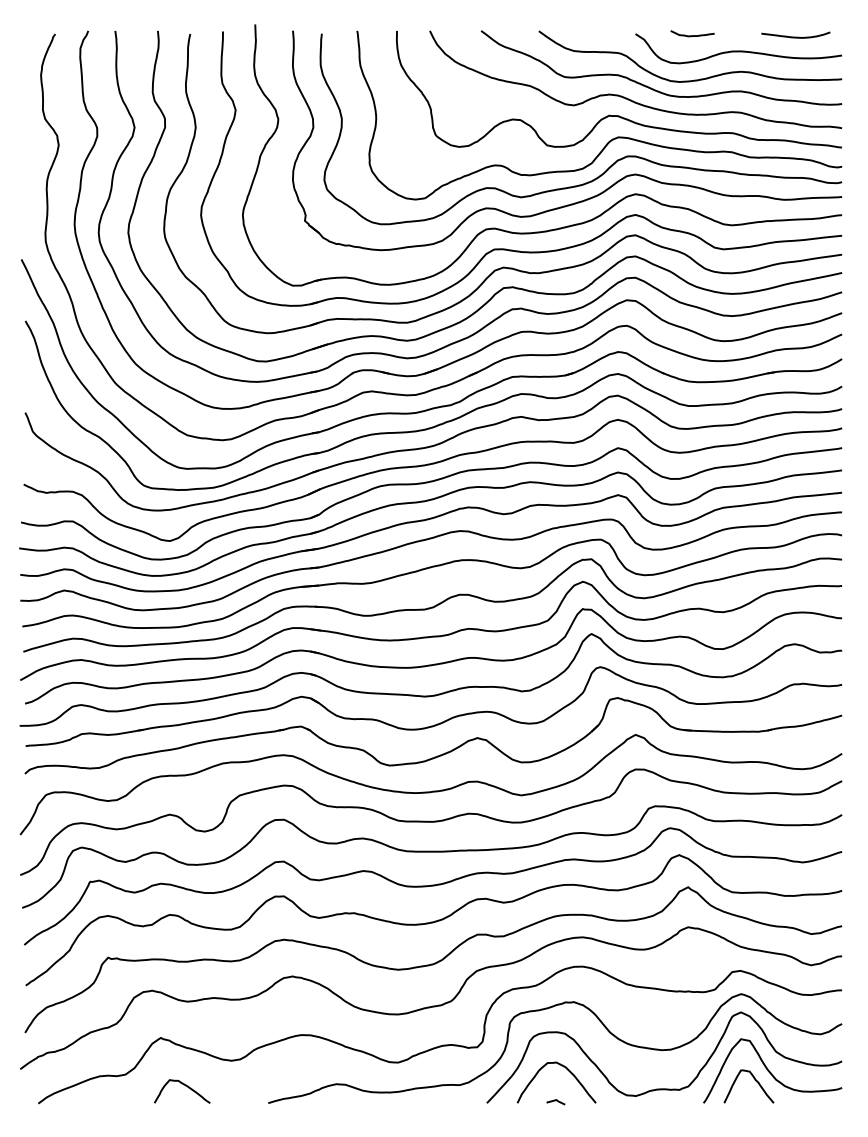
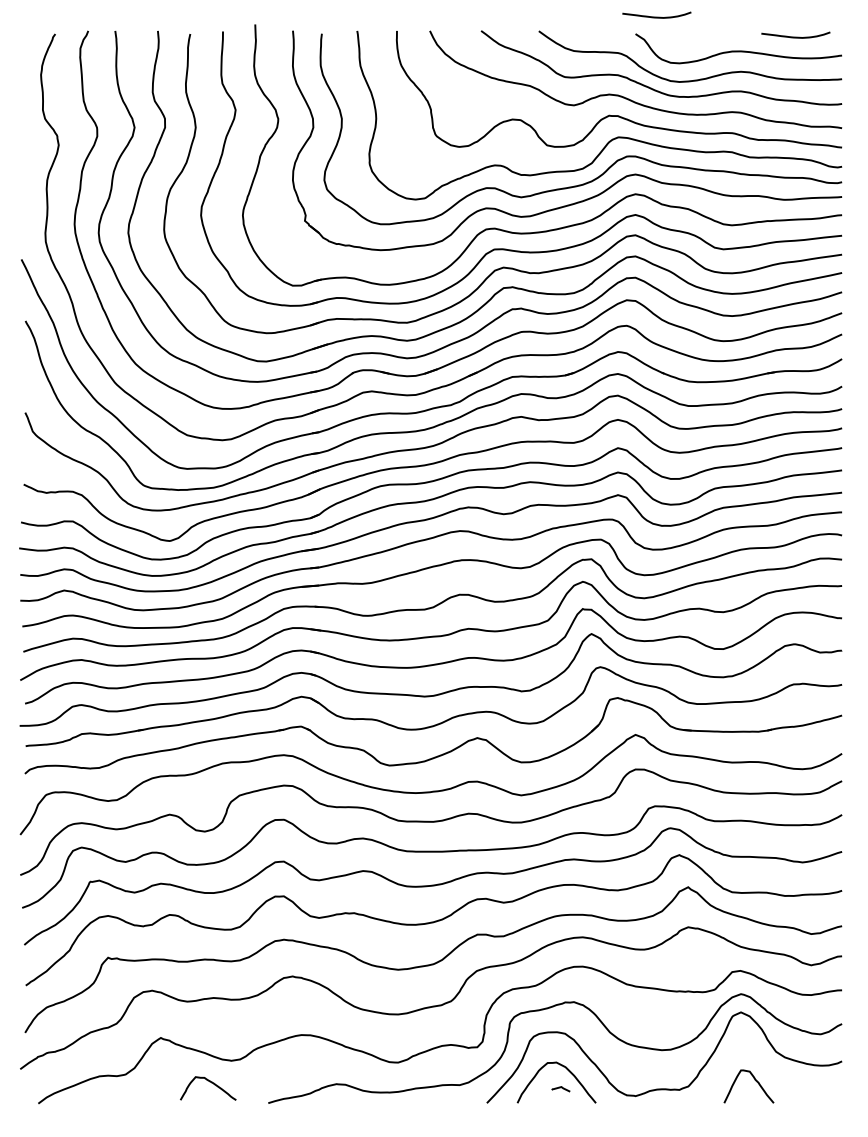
curve: none -> present (656, 16)
curve: present -> none (692, 35)
curve: present -> none (770, 1071)
curve position: (185, 1086) -> (211, 1083) (211, 1083)
curve position: (555, 1101) -> (560, 1088) (560, 1088)
